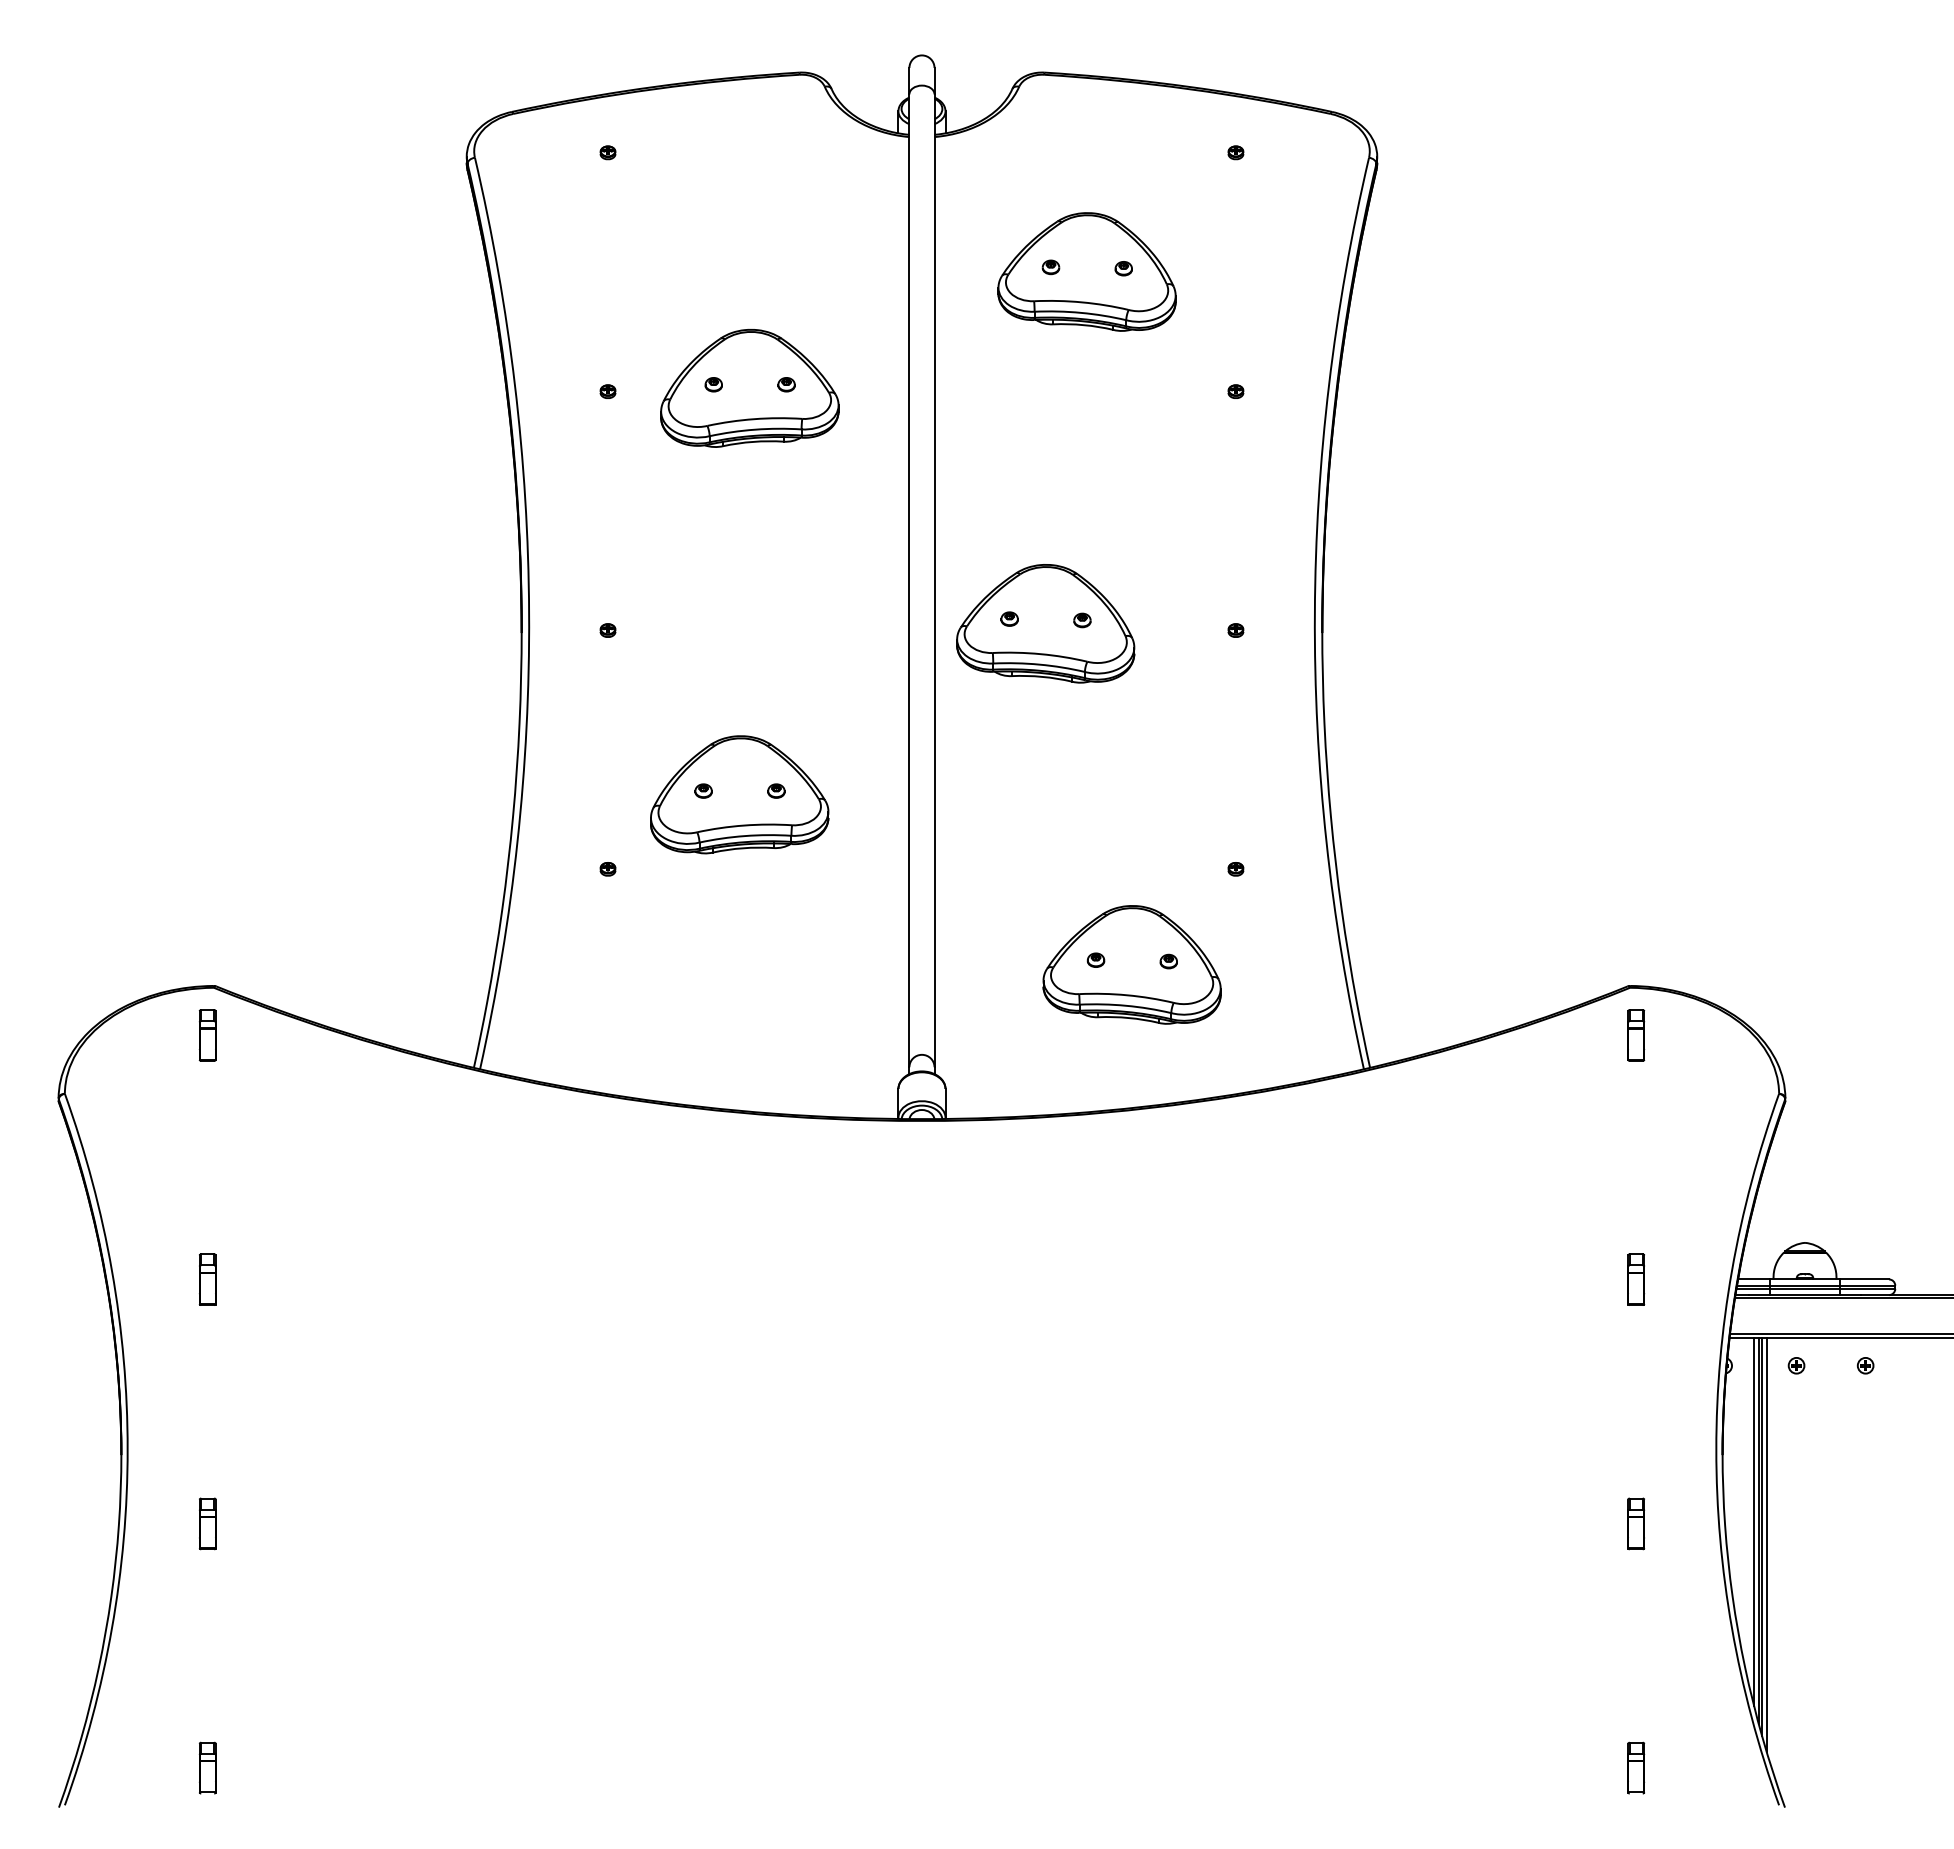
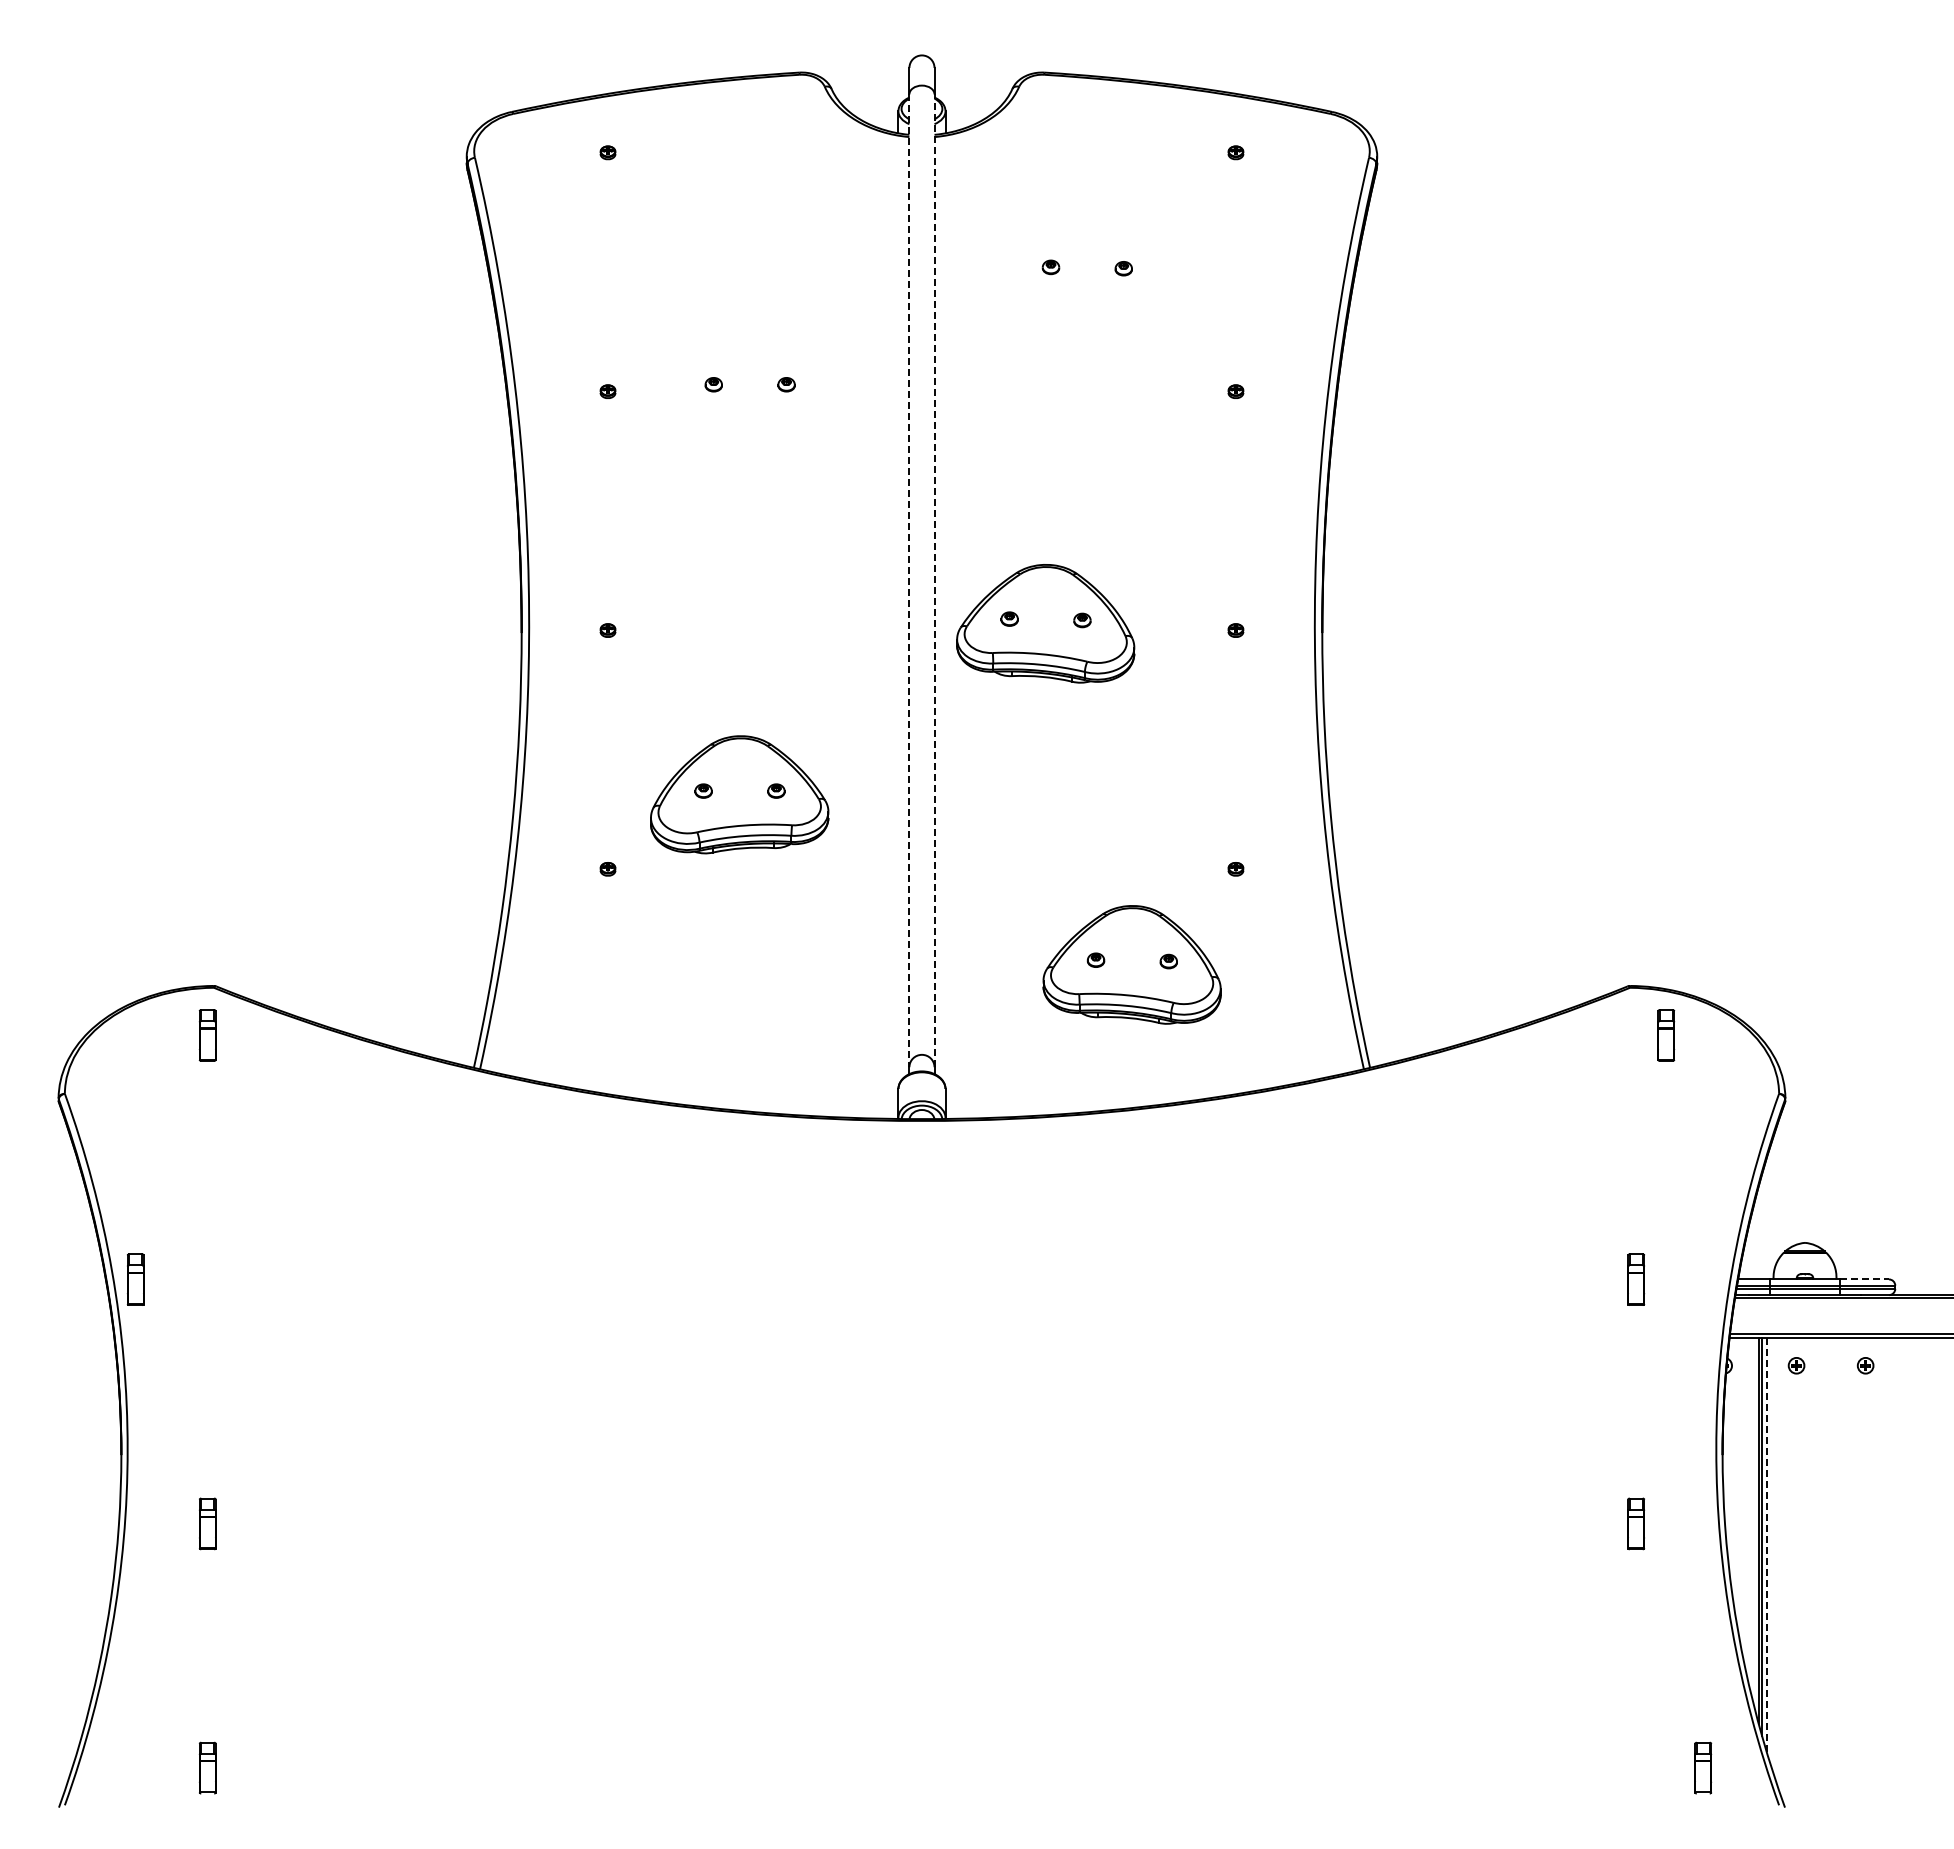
part: present -> none (1086, 271)
part: present -> none (749, 388)
line: solid -> dashed (934, 580)
line: solid -> dashed (909, 581)
part position: (1636, 1035) -> (1666, 1035) (1666, 1035)
part position: (207, 1279) -> (135, 1279) (135, 1279)
line: solid -> dashed (1865, 1279)
line: present -> none (1753, 1521)
line: solid -> dashed (1766, 1544)
part position: (1636, 1767) -> (1703, 1767) (1703, 1767)
